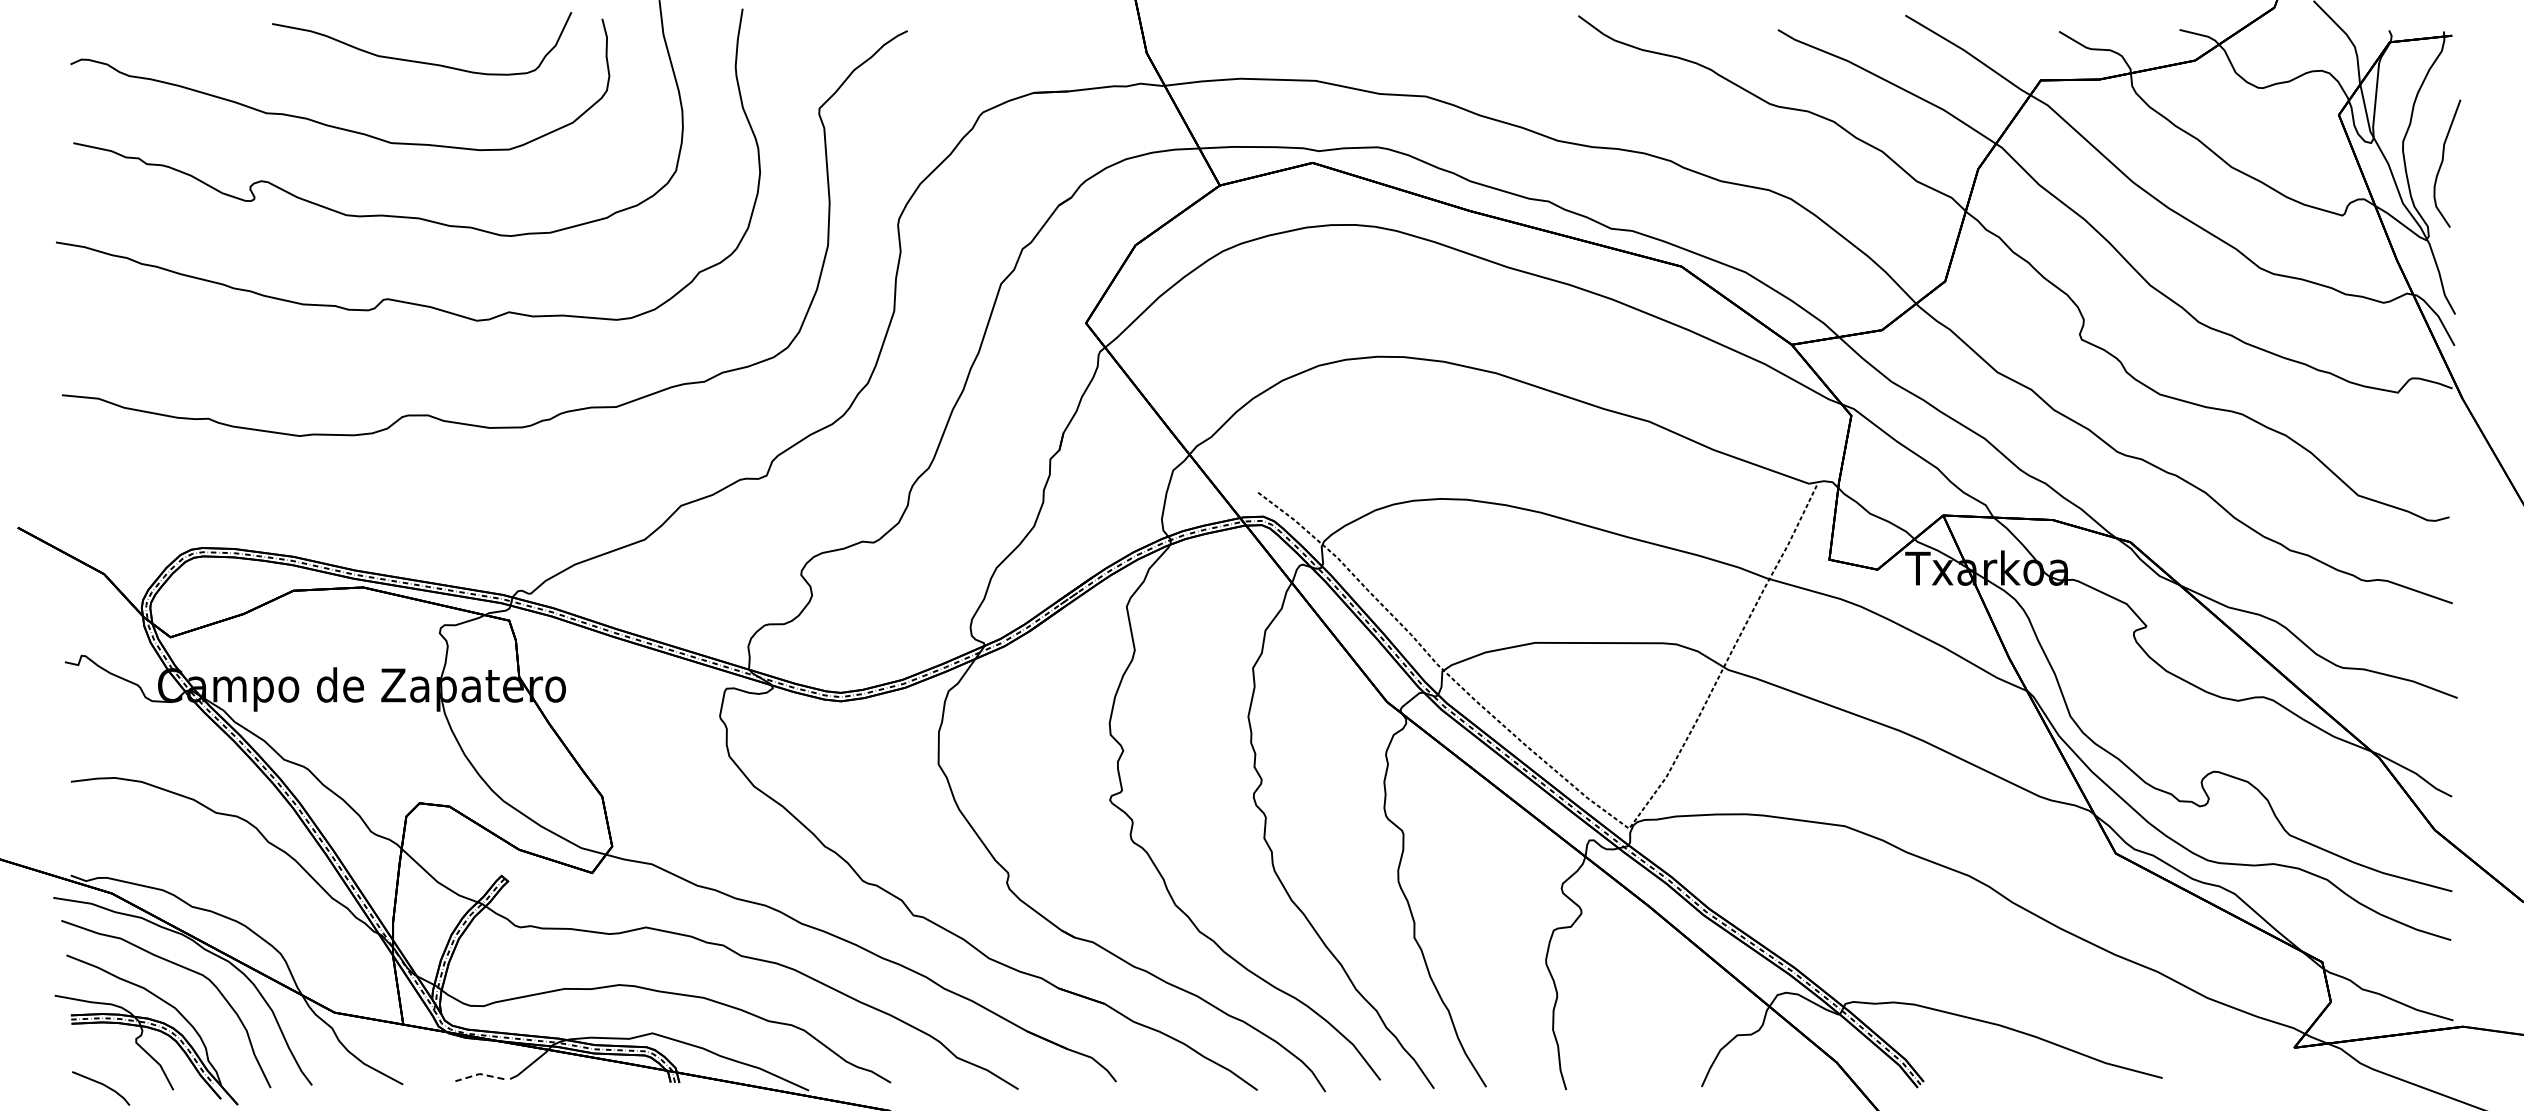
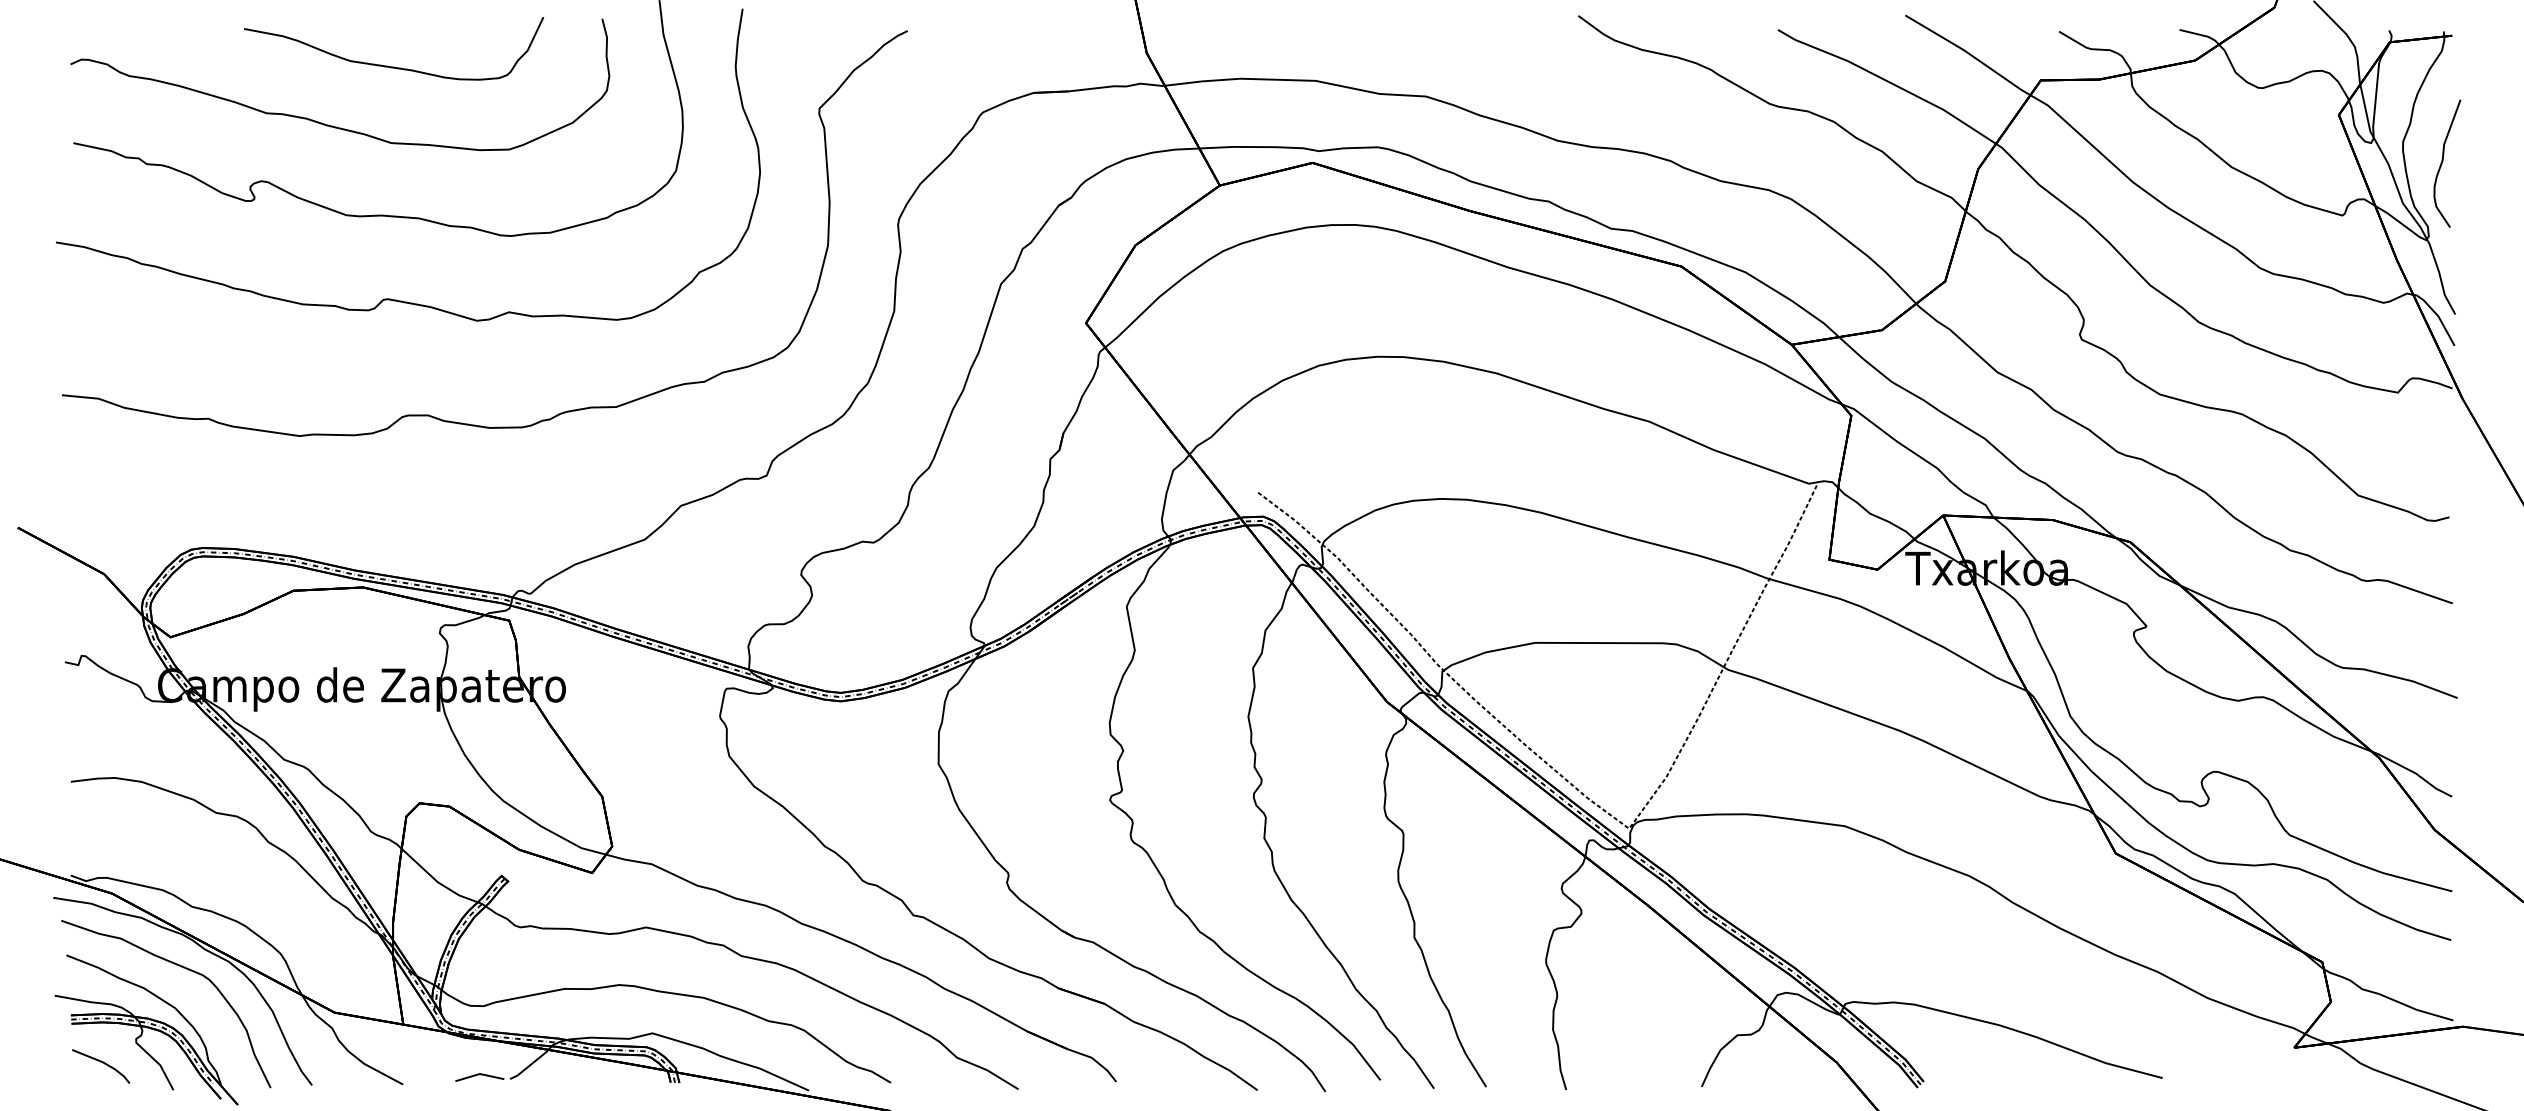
curve position: (422, 61) -> (394, 66) (394, 66)
line: dashed -> solid (479, 1073)
line position: (102, 1085) -> (102, 1063) (102, 1063)
